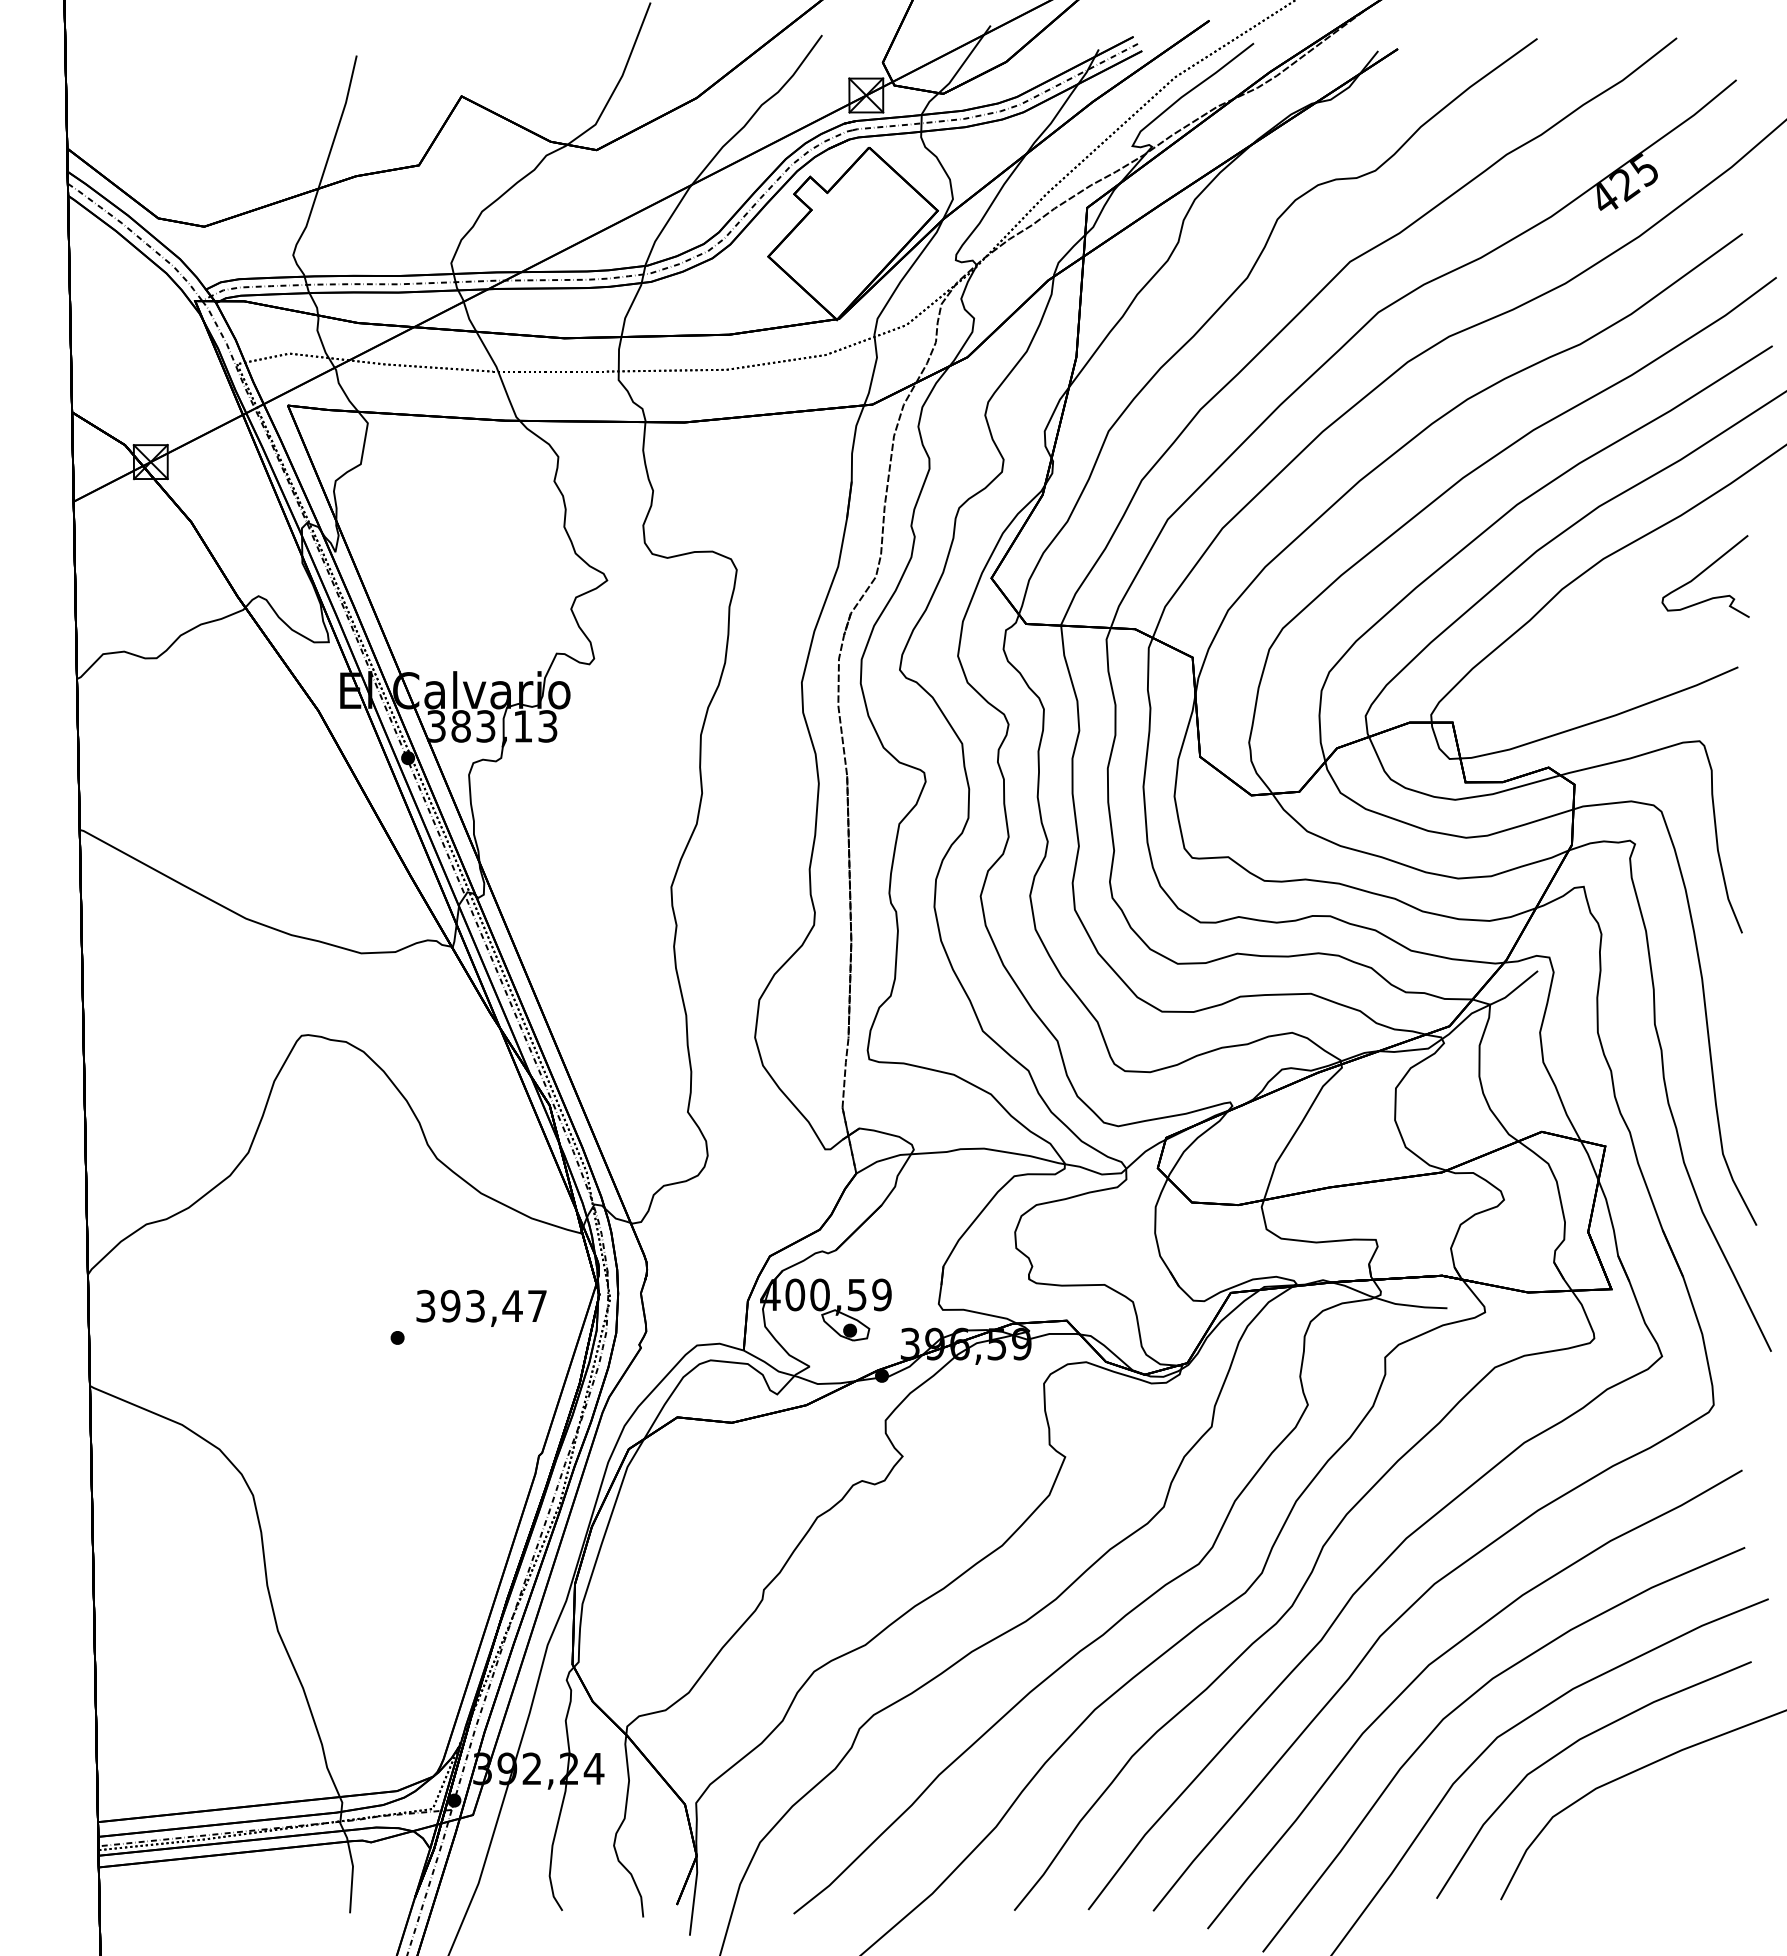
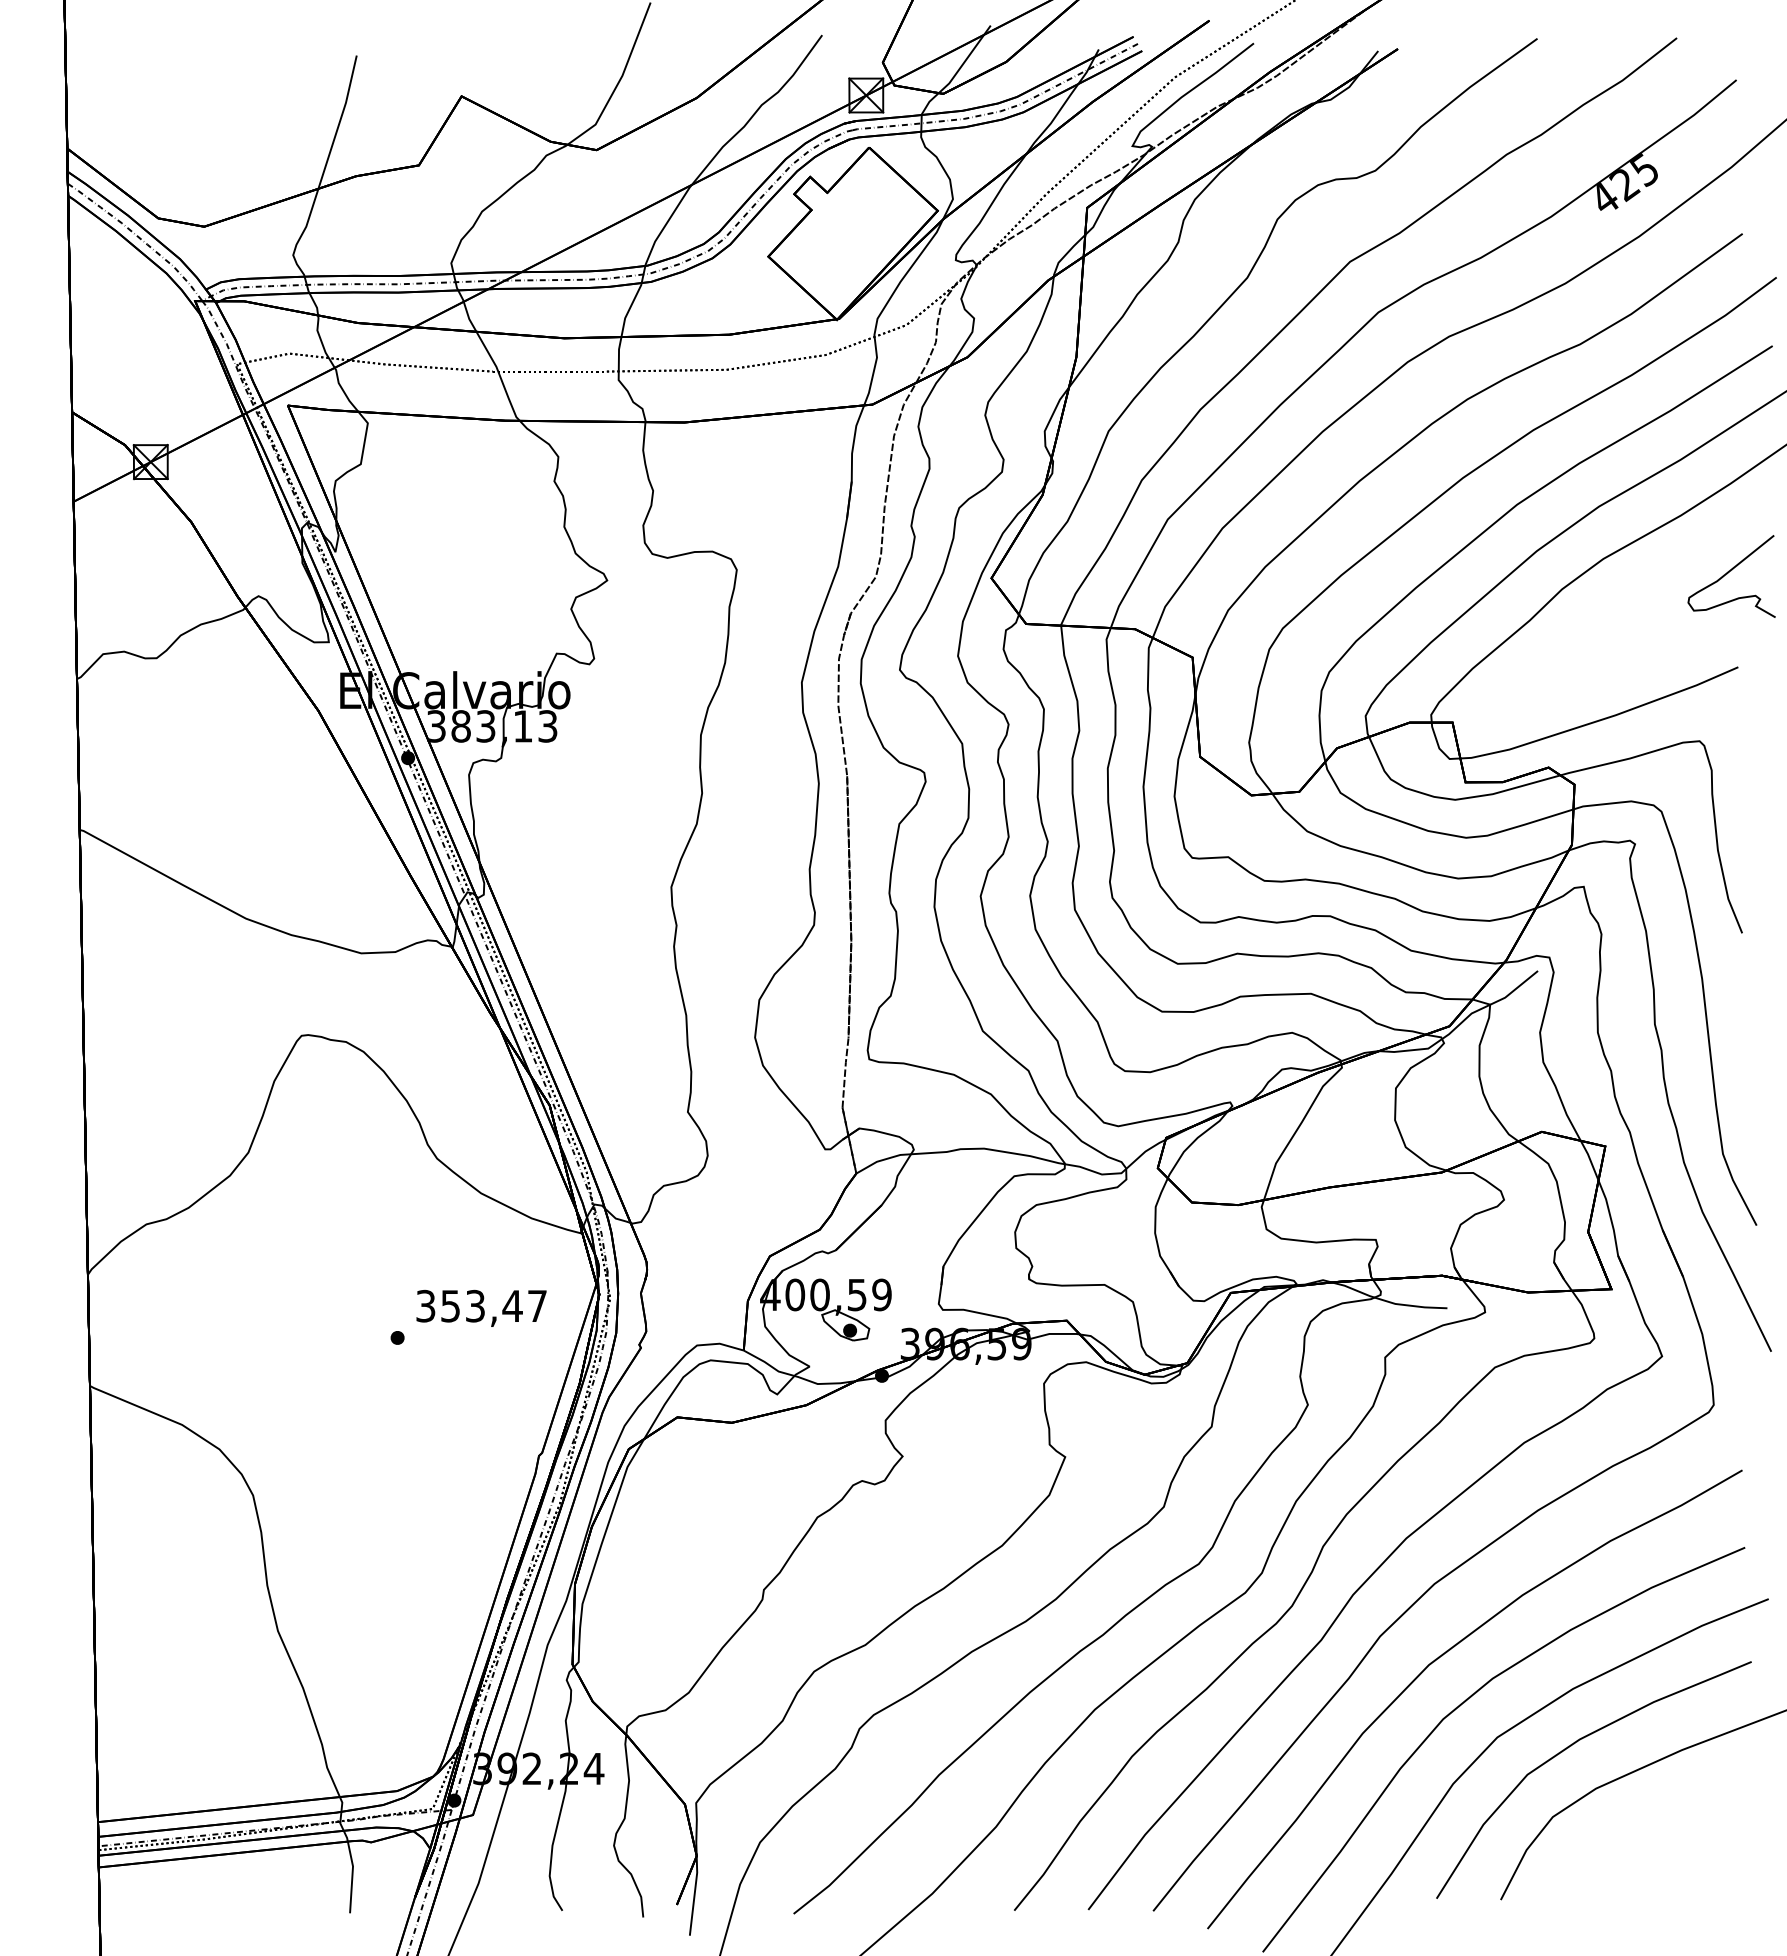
curve position: (1702, 573) -> (1728, 573) (1728, 573)
text: 393,47 -> 353,47 (450, 1305)
